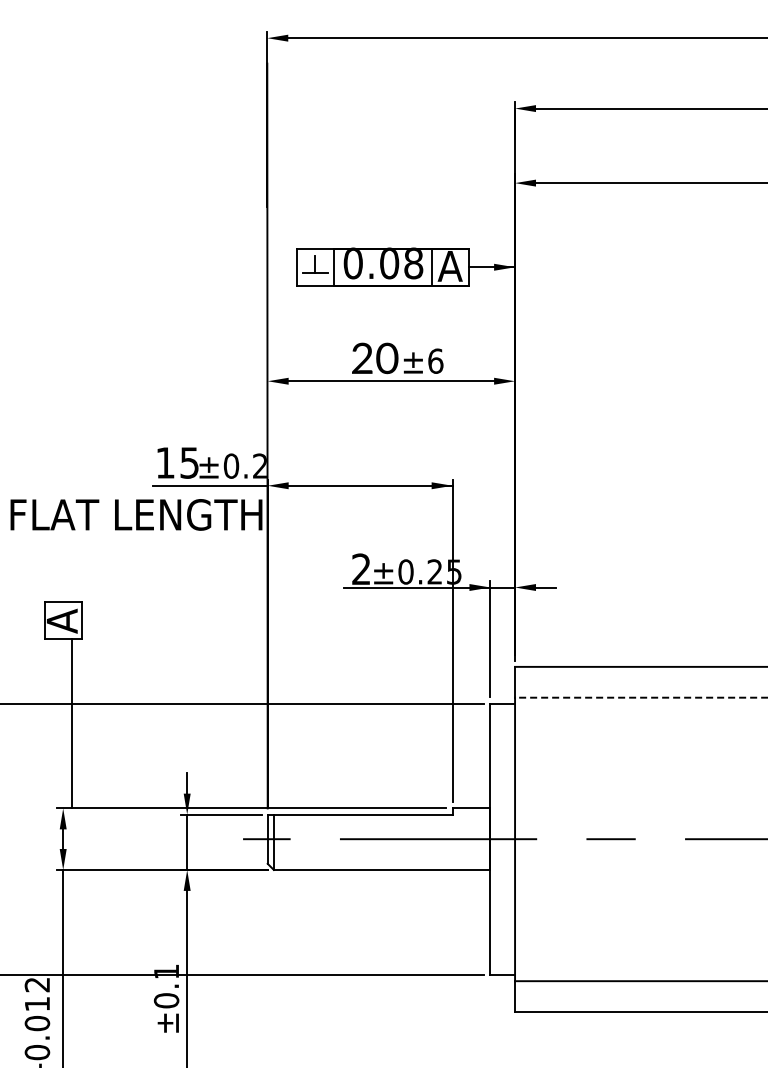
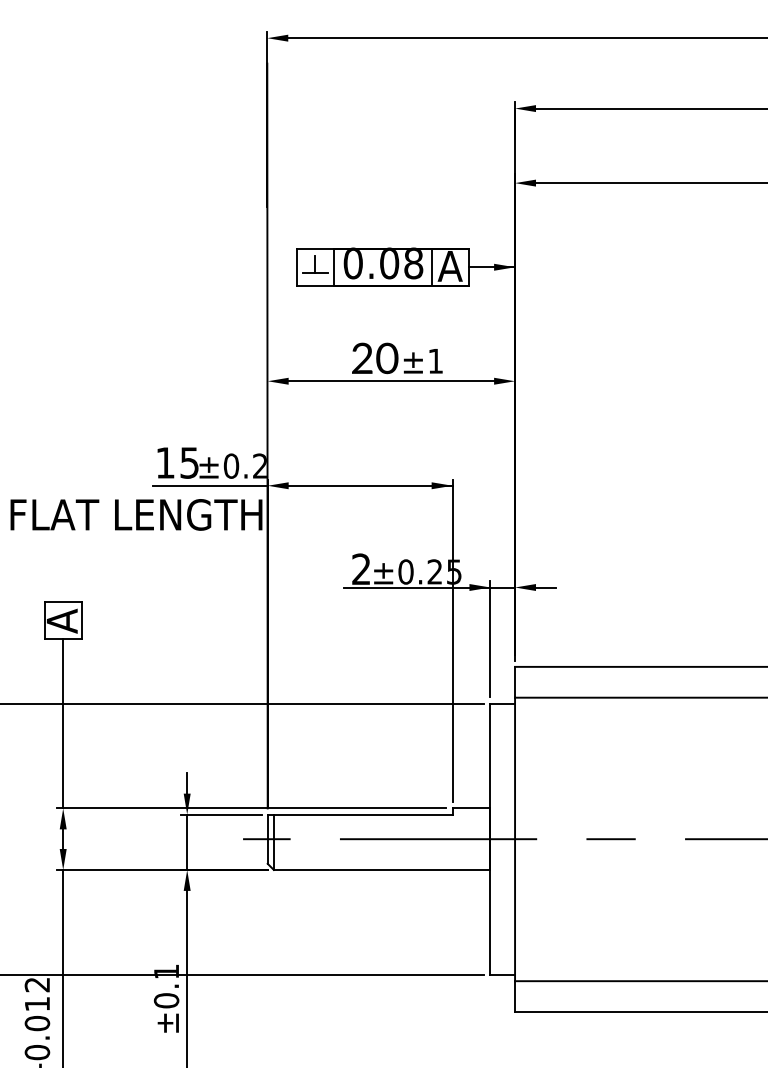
text: ±6 -> ±1 (435, 360)
line: dashed -> solid (640, 697)
line position: (72, 723) -> (63, 723) (63, 723)
